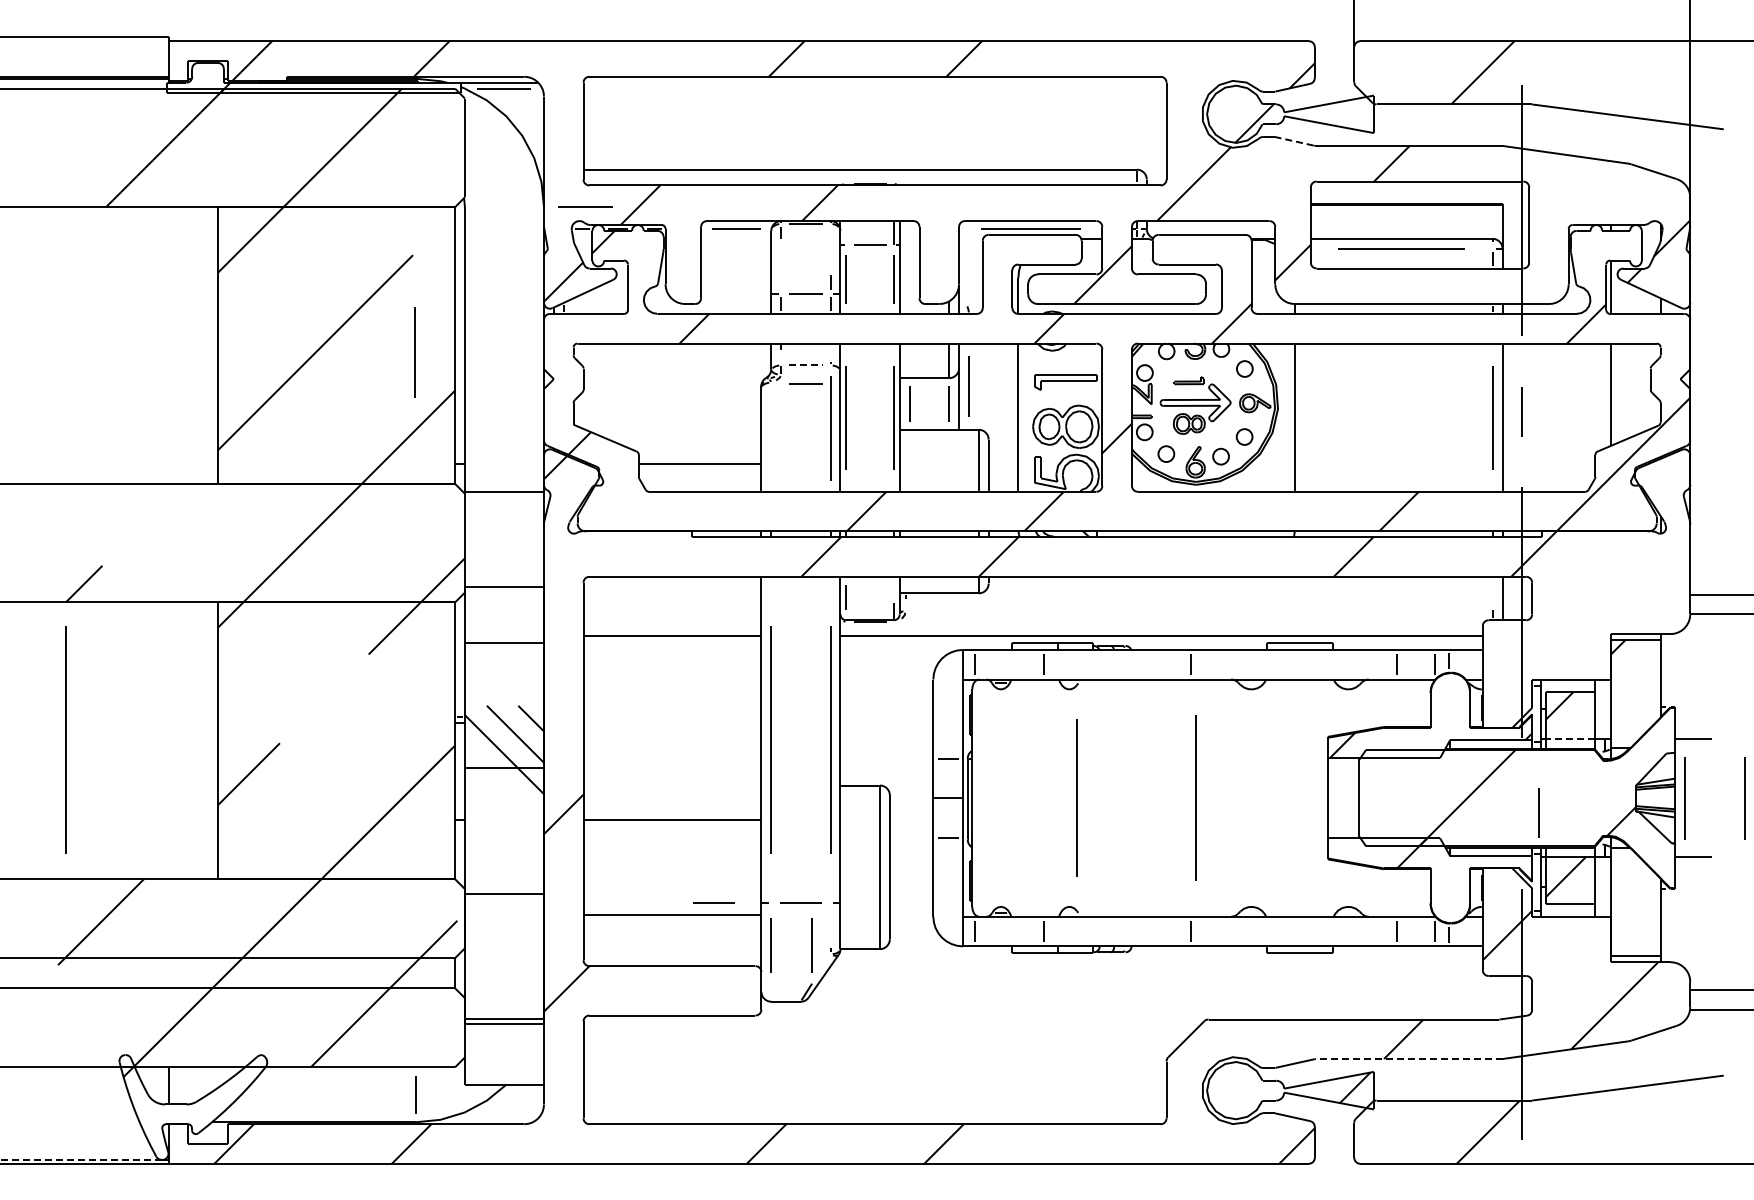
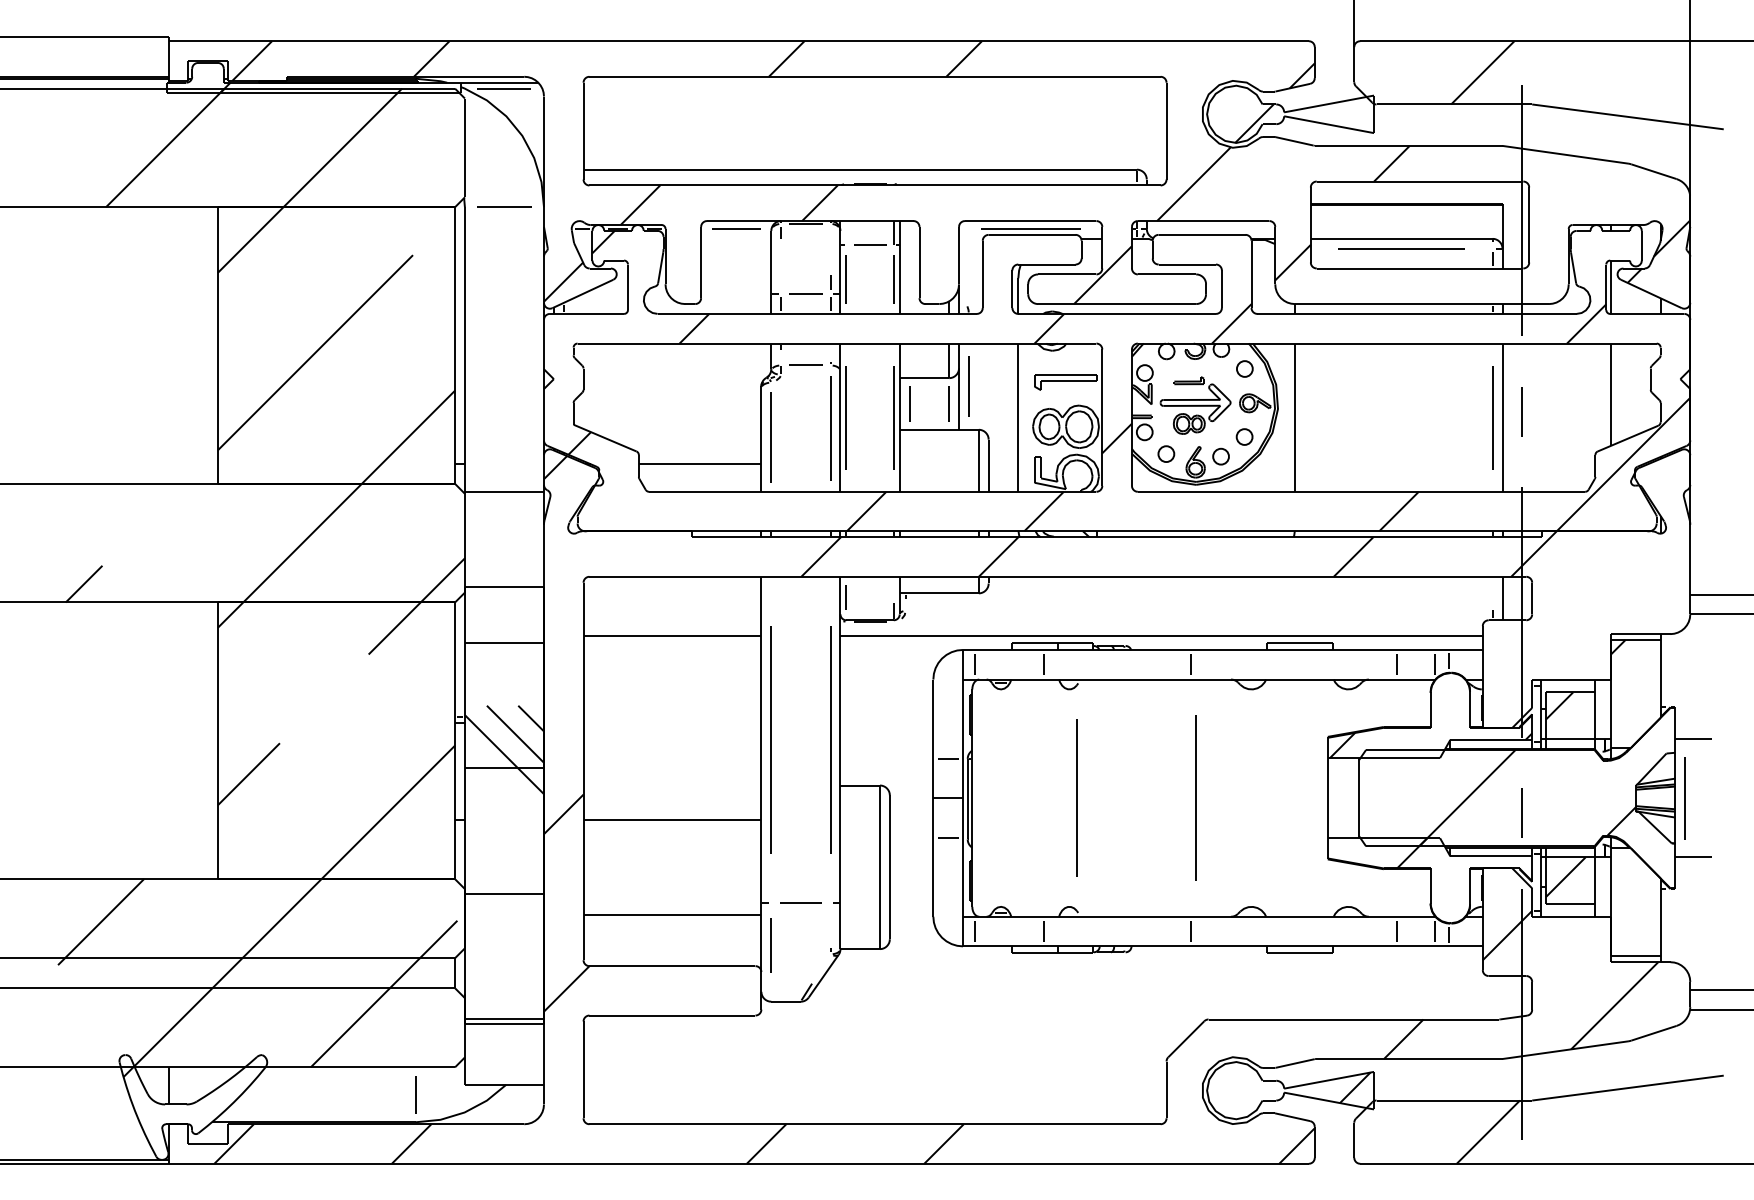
line: dashed -> solid (1294, 141)
line position: (585, 206) -> (504, 206) (504, 206)
line position: (414, 352) -> (770, 437) (770, 437)
line: dashed -> solid (806, 365)
line: present -> none (805, 383)
line: dashed -> solid (1570, 738)
line: present -> none (65, 739)
line: present -> none (1744, 798)
line position: (1538, 812) -> (1521, 812) (1521, 812)
line: present -> none (713, 902)
line: present -> none (811, 945)
line: dashed -> solid (1408, 1059)
line: dashed -> solid (80, 1159)
